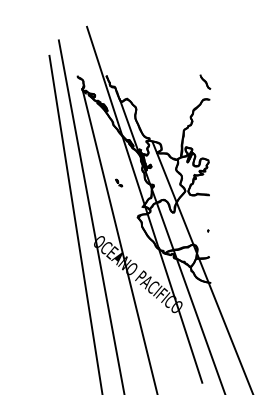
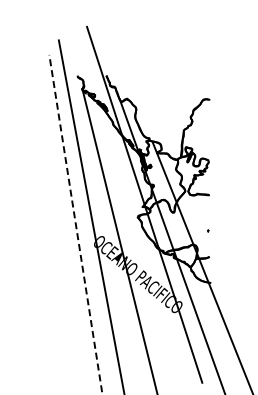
line: present -> none (205, 81)
part: present -> none (119, 182)
line: solid -> dashed (75, 224)
